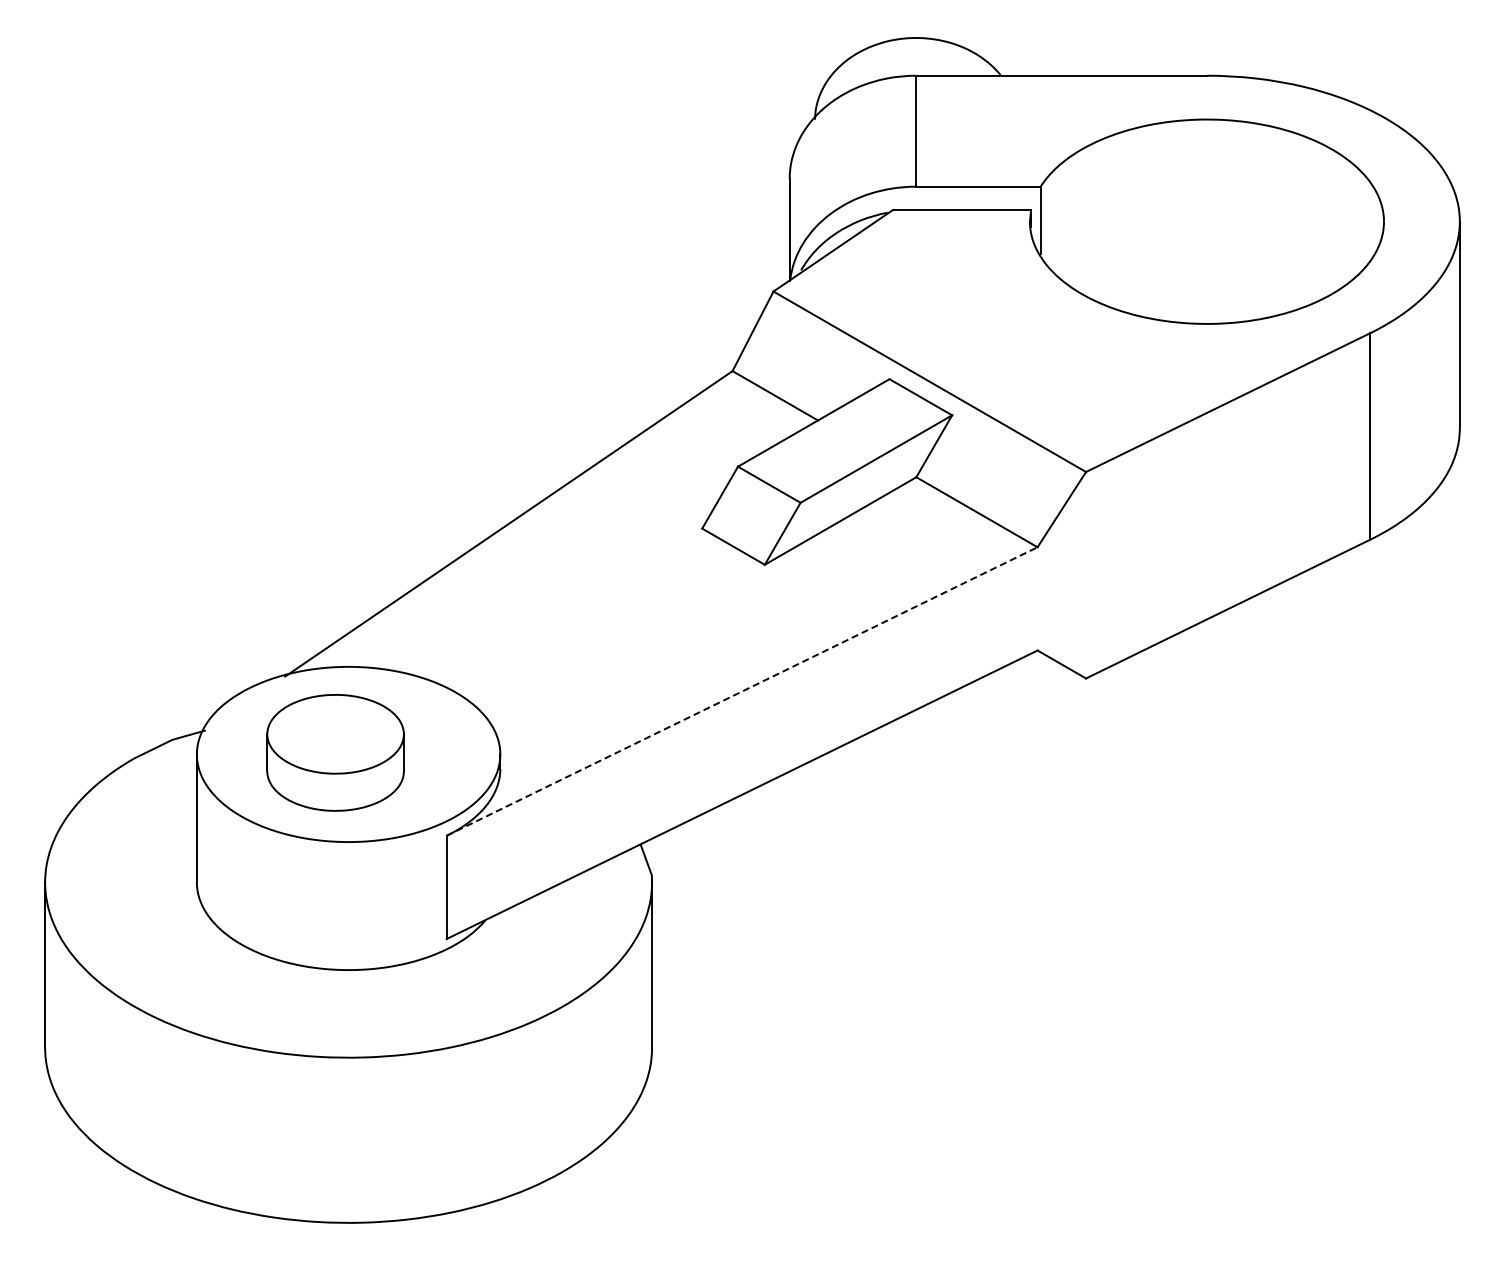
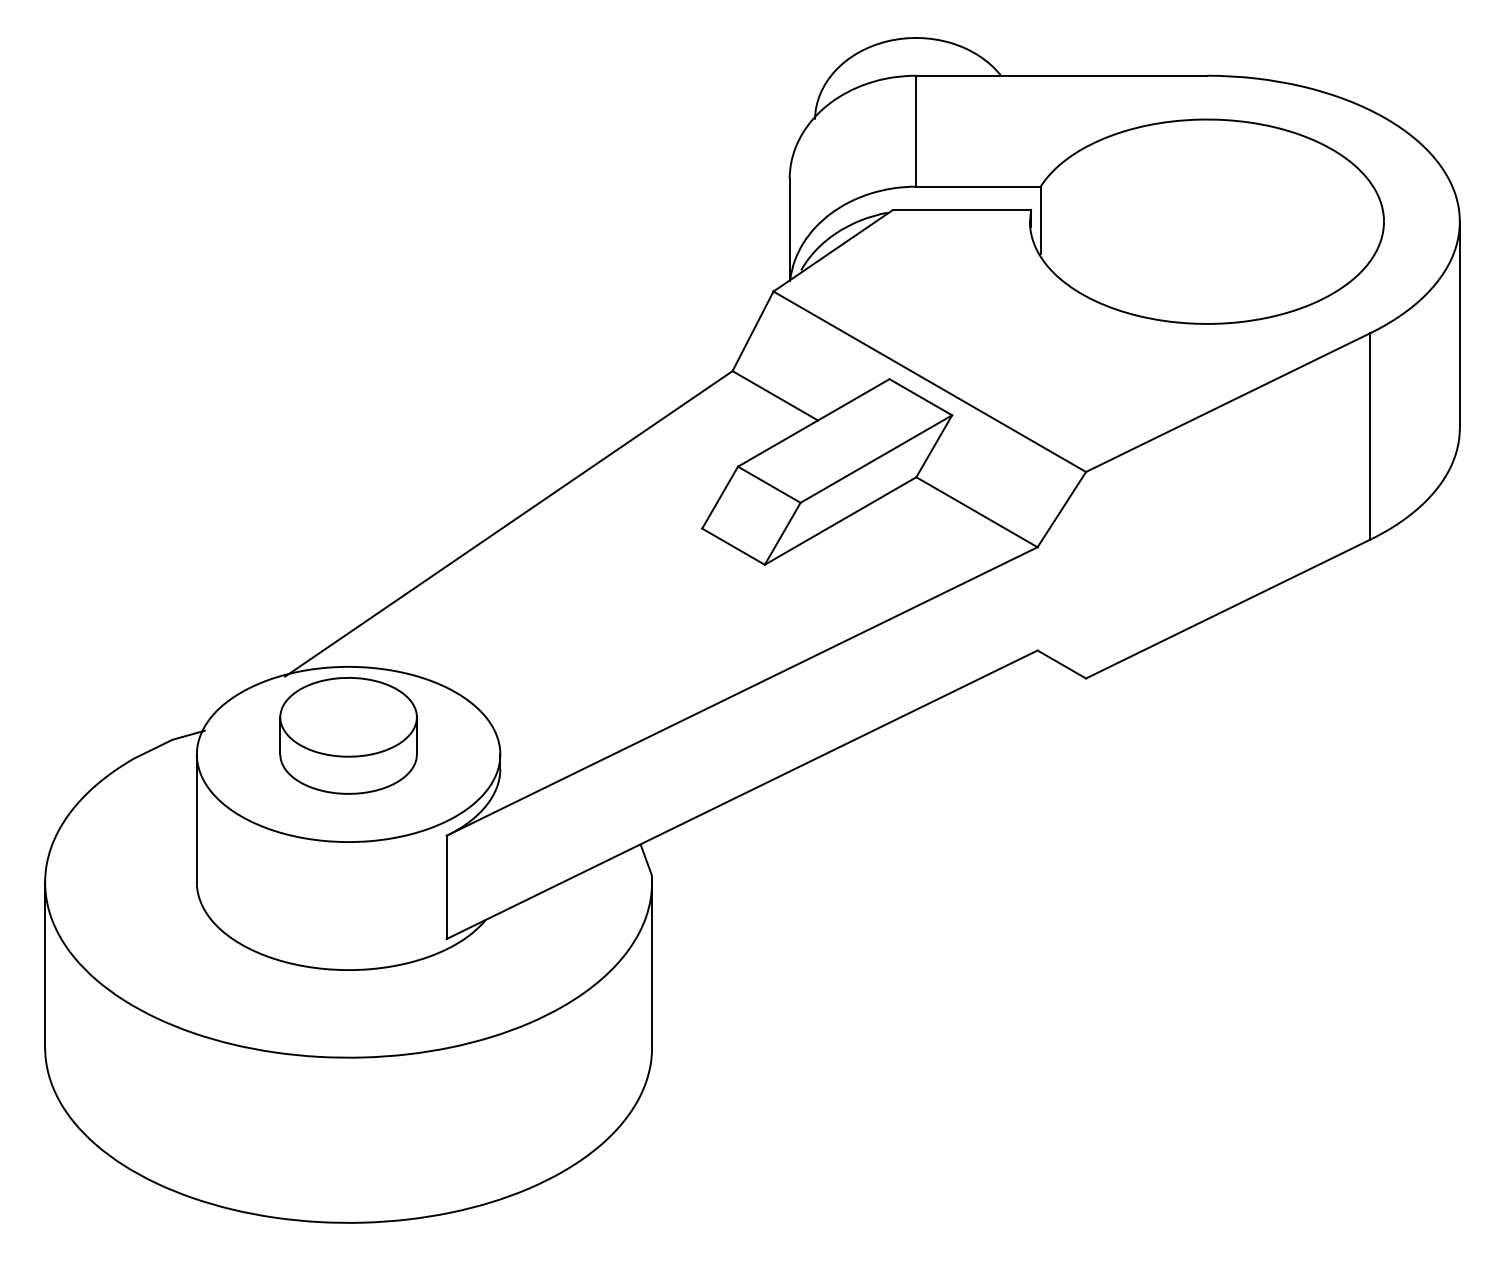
line: dashed -> solid (742, 691)
part position: (335, 752) -> (348, 735) (348, 735)
